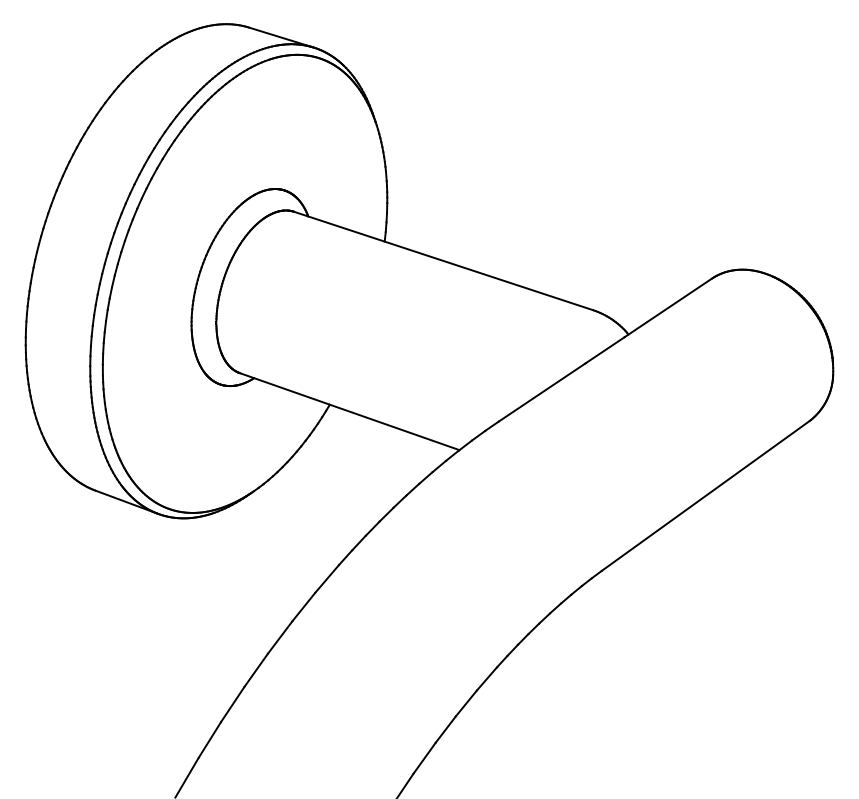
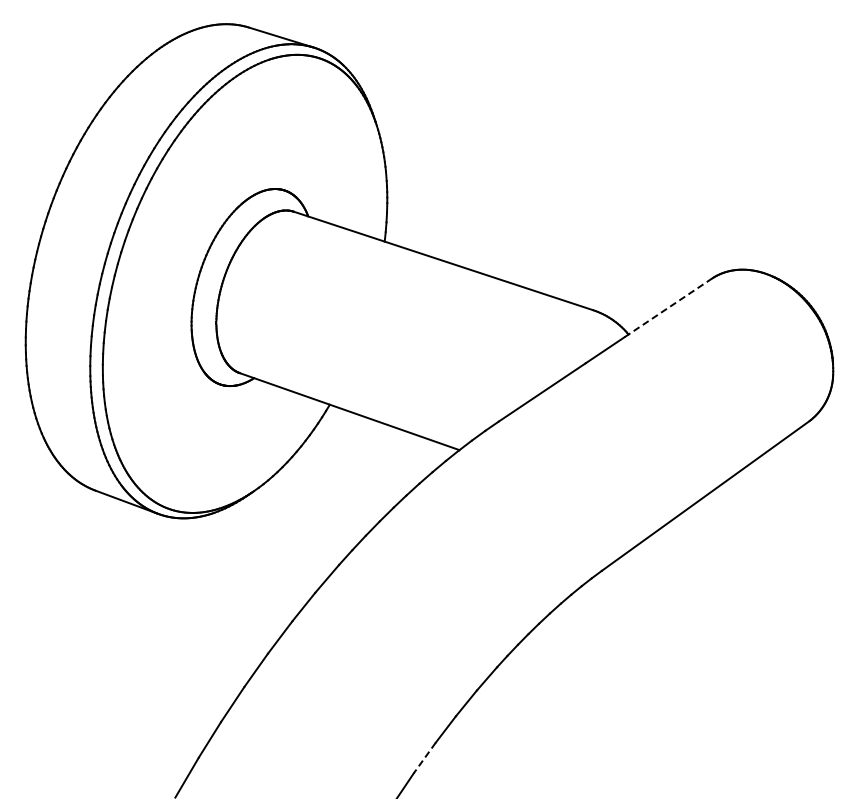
line: solid -> dashed (668, 307)
line: solid -> dashed (424, 758)
